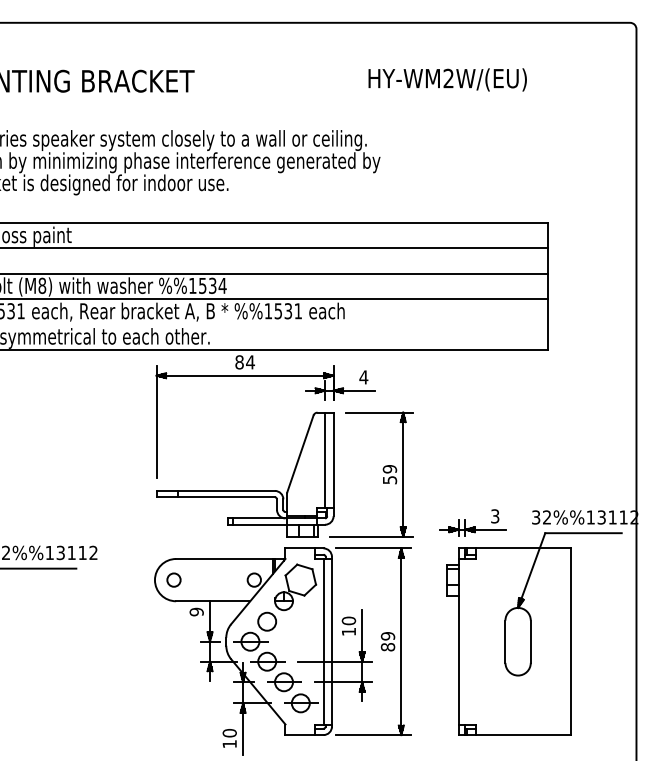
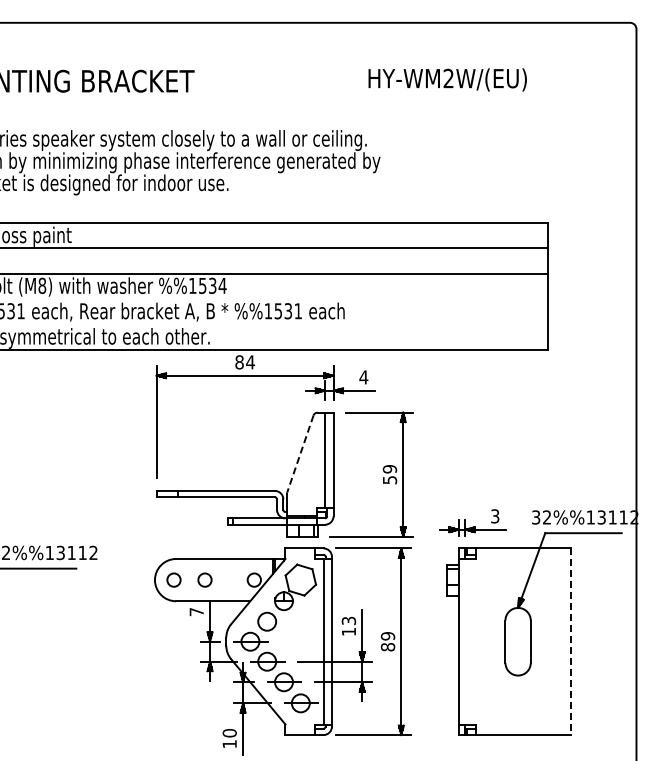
line: present -> none (275, 298)
line: solid -> dashed (300, 453)
circle: none -> present (204, 579)
text: 9 -> 7 (196, 611)
text: 10 -> 13 (348, 620)
line: solid -> dashed (570, 642)
